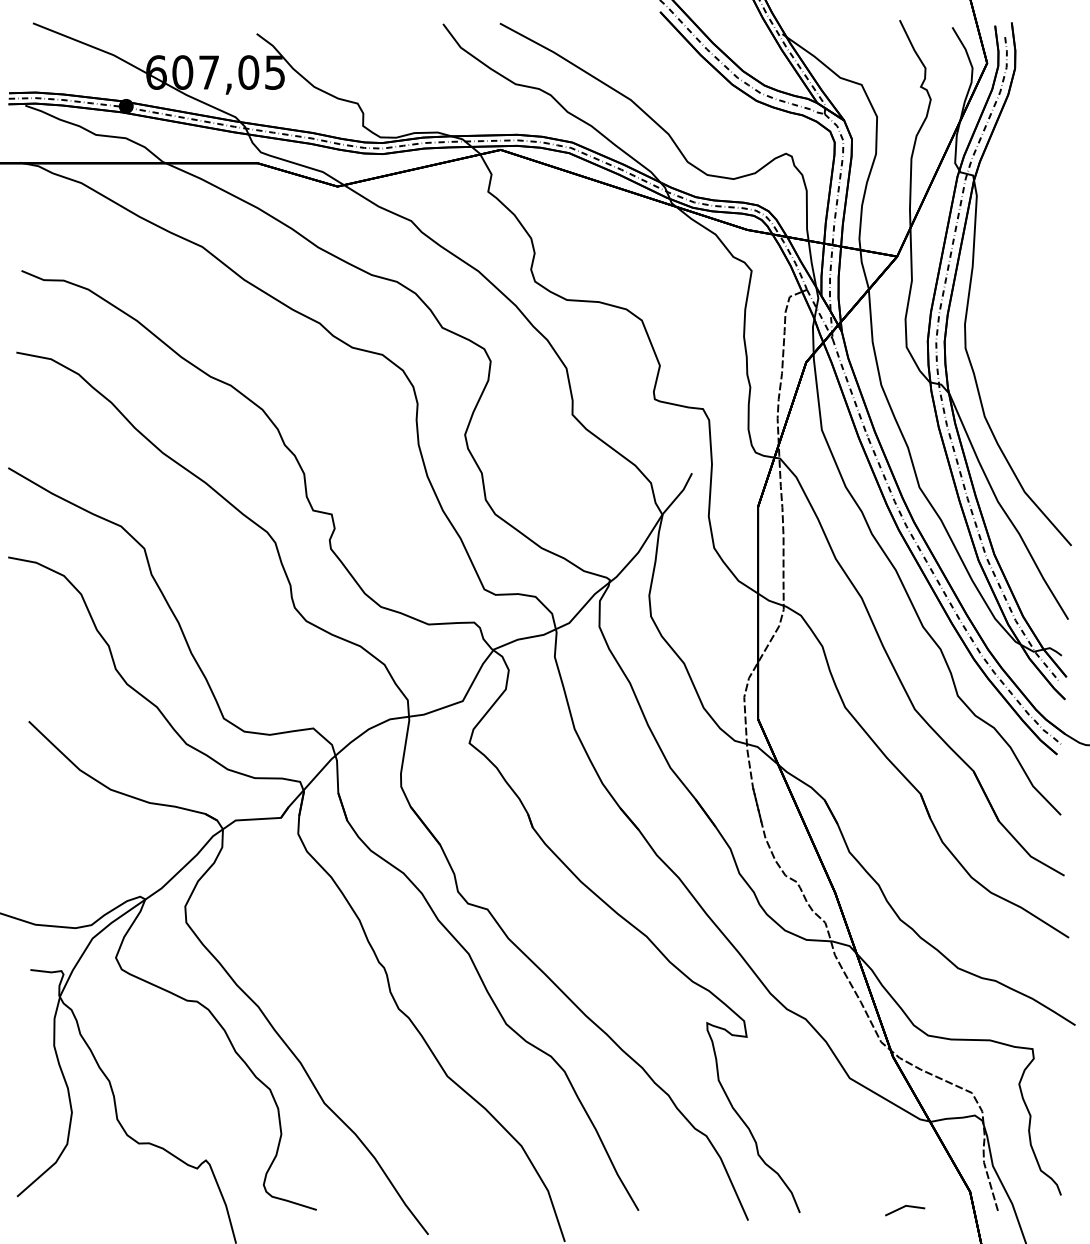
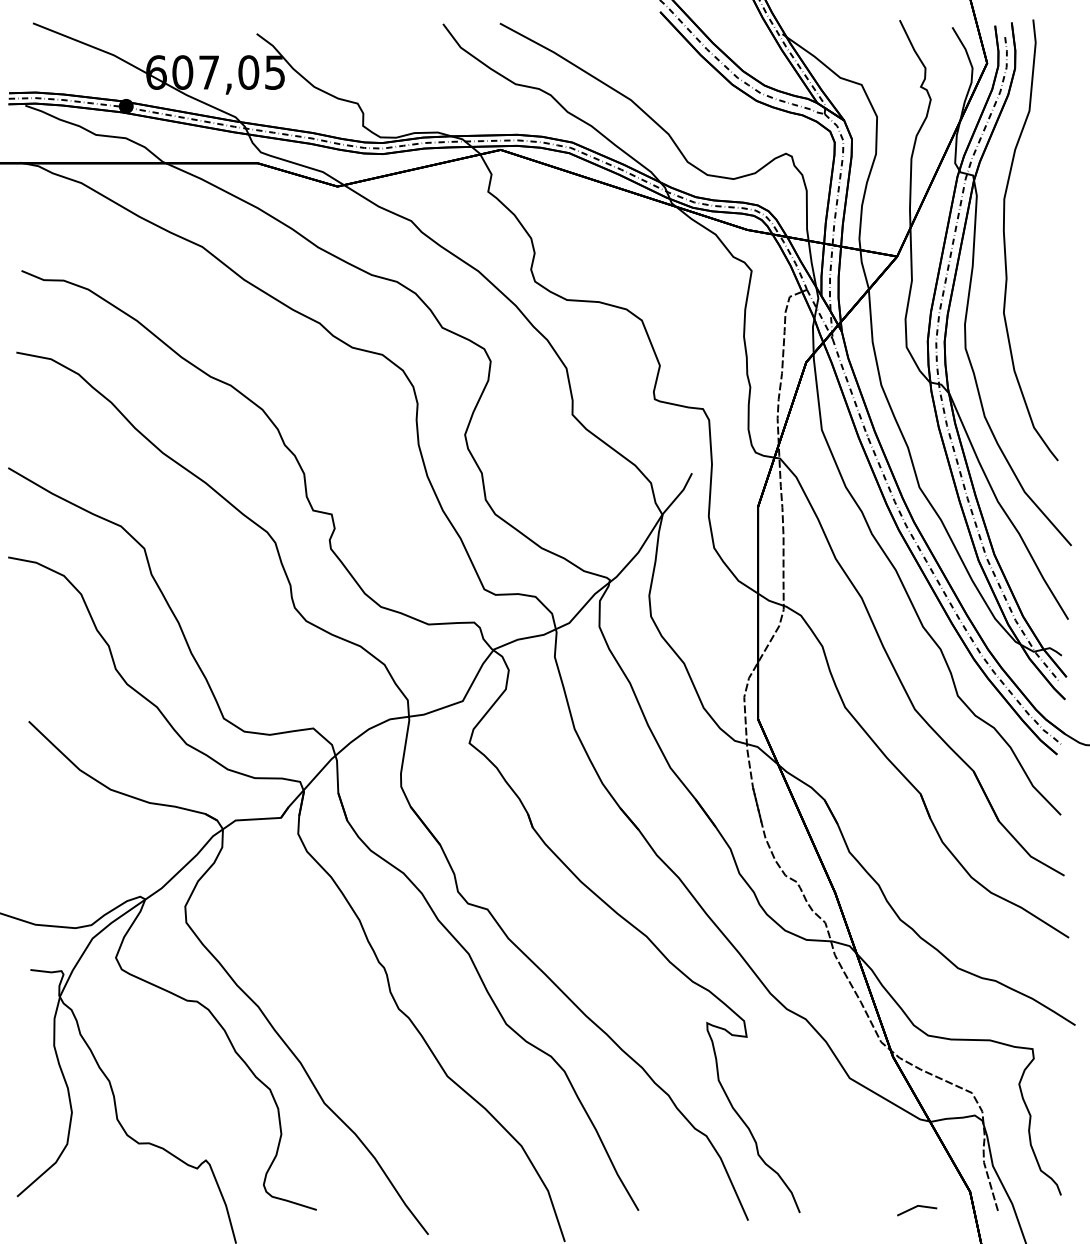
curve: none -> present (1005, 240)
line position: (905, 1207) -> (917, 1207) (917, 1207)
